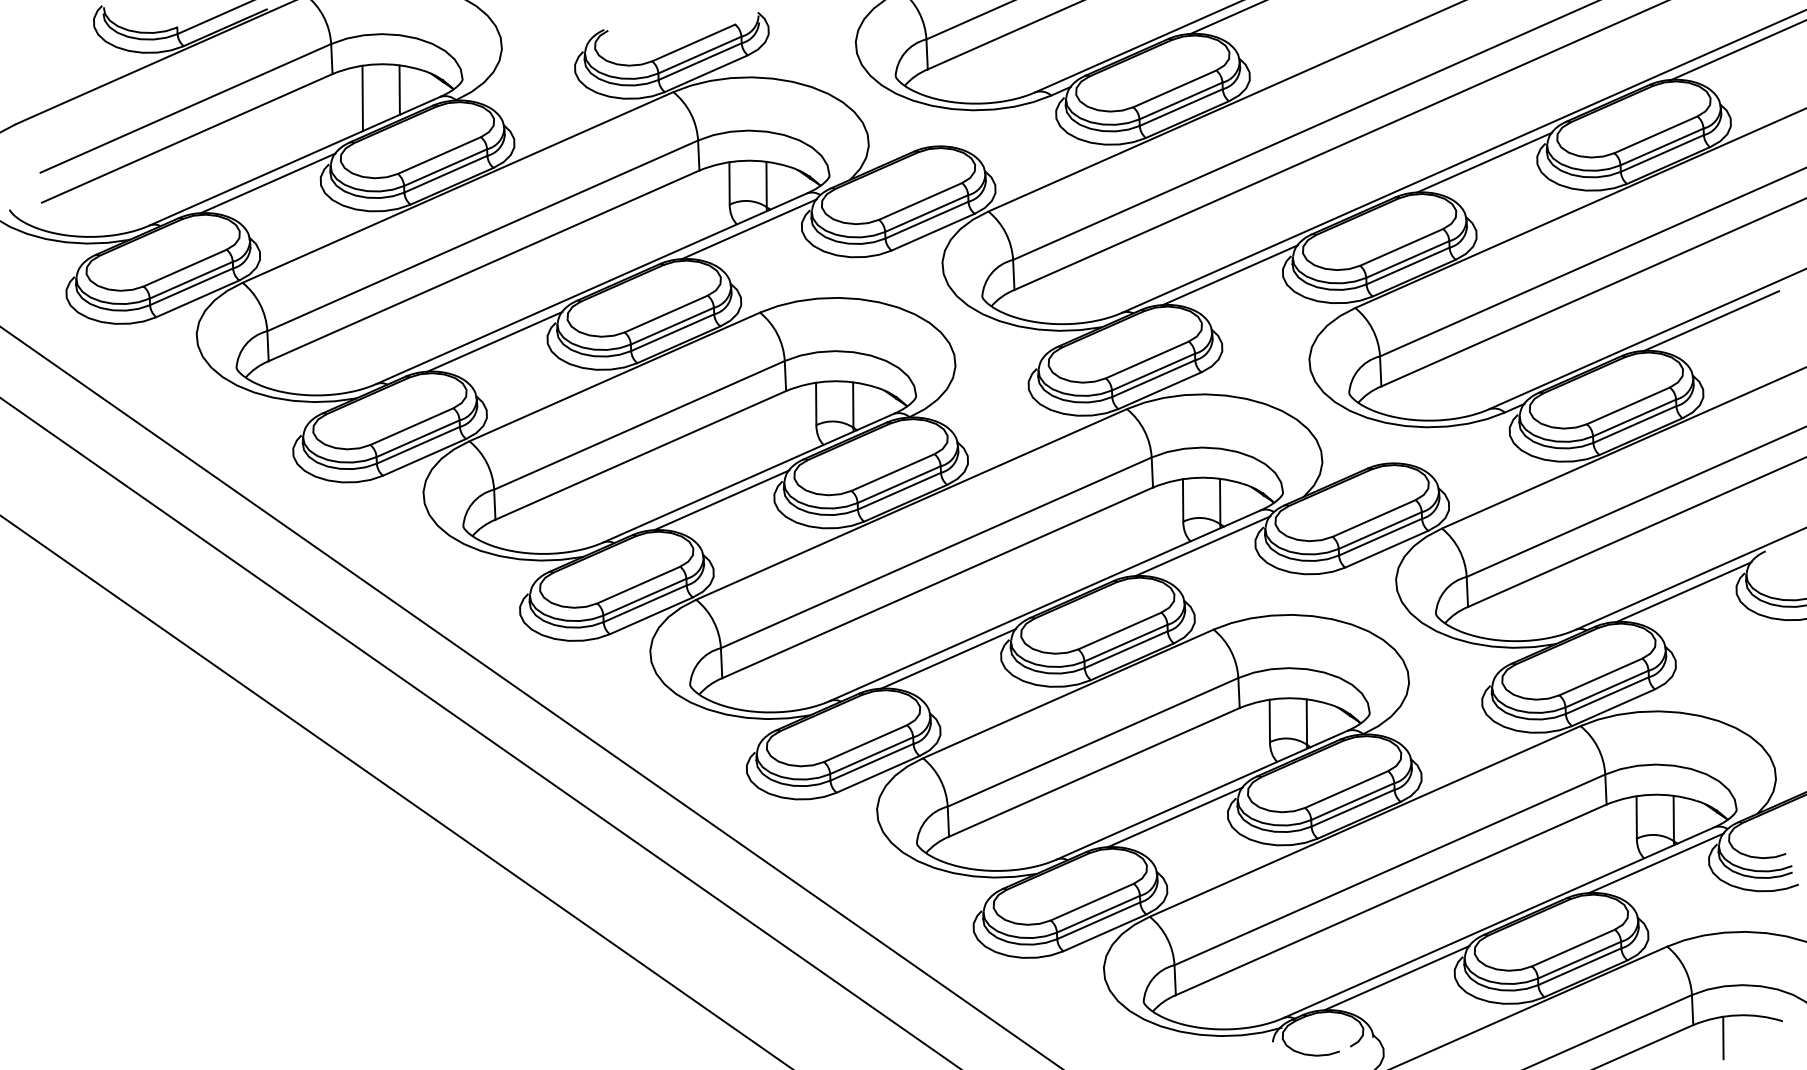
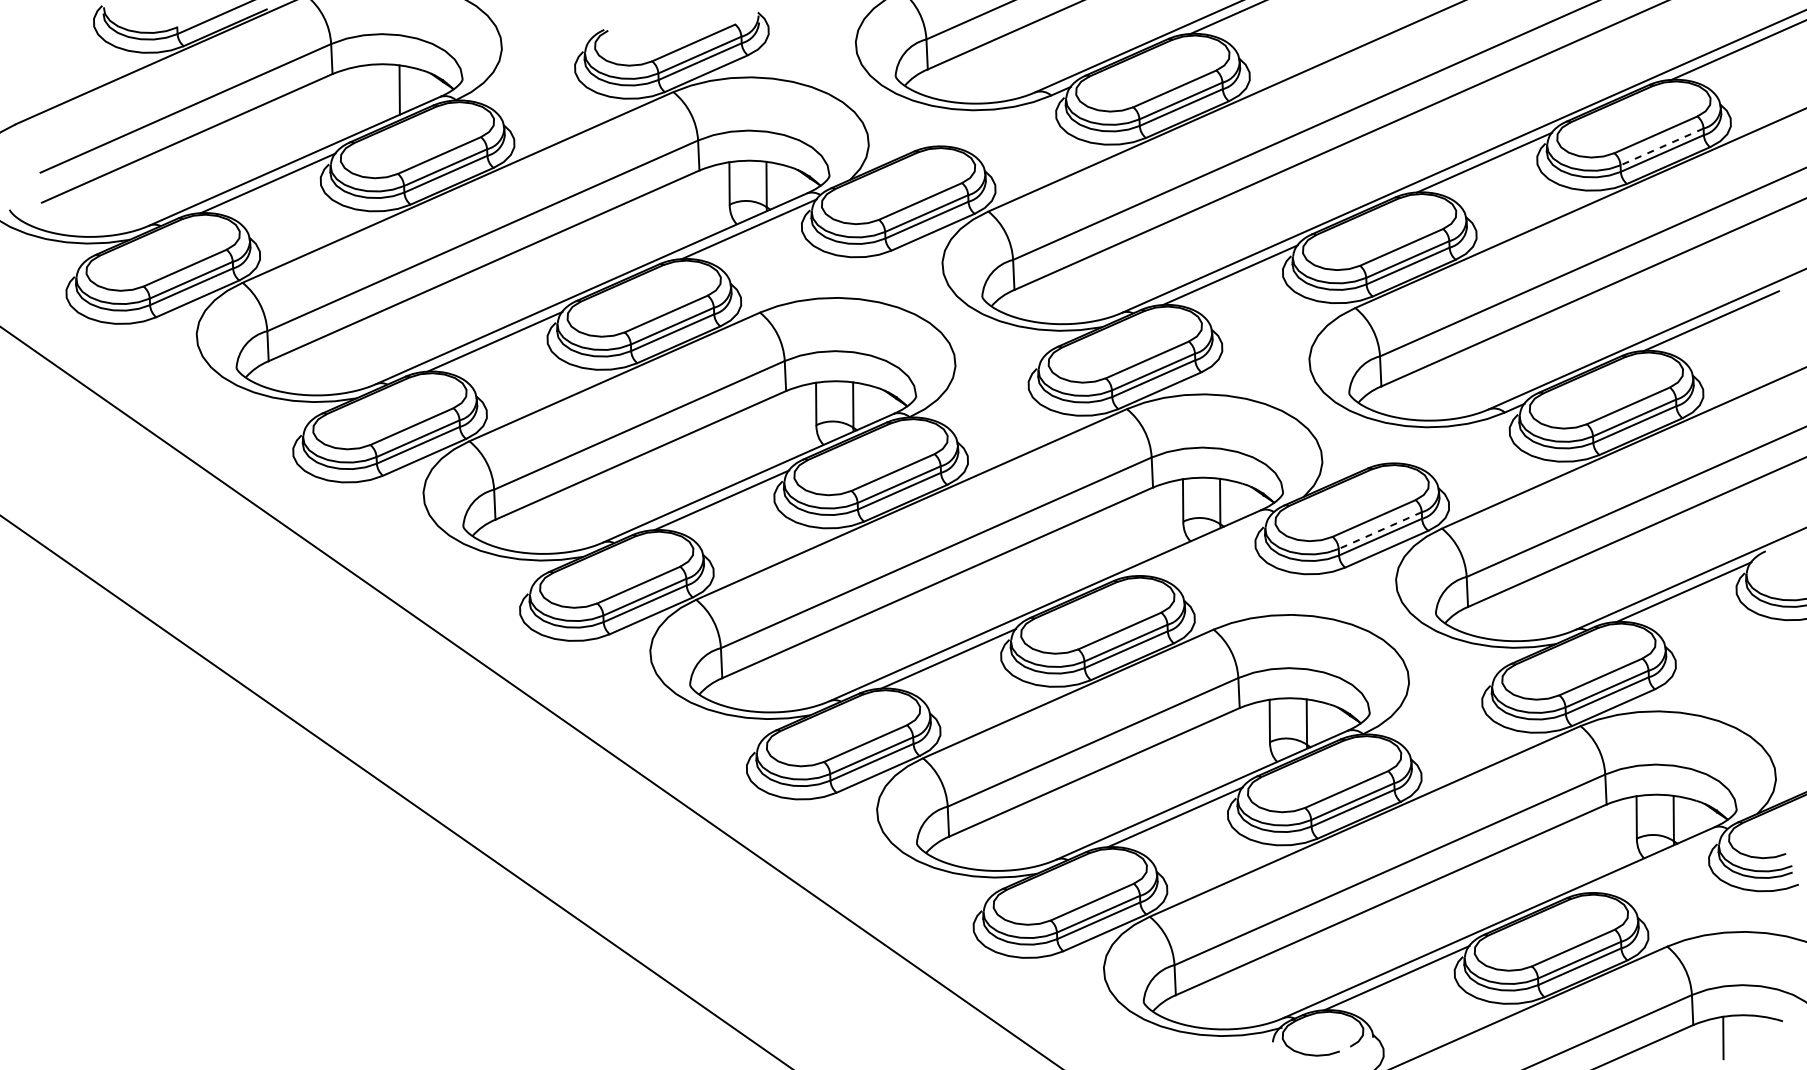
line: present -> none (362, 98)
line: solid -> dashed (1661, 147)
line: solid -> dashed (1379, 530)
line: present -> none (1202, 546)
line: present -> none (479, 732)
line: present -> none (1655, 863)
